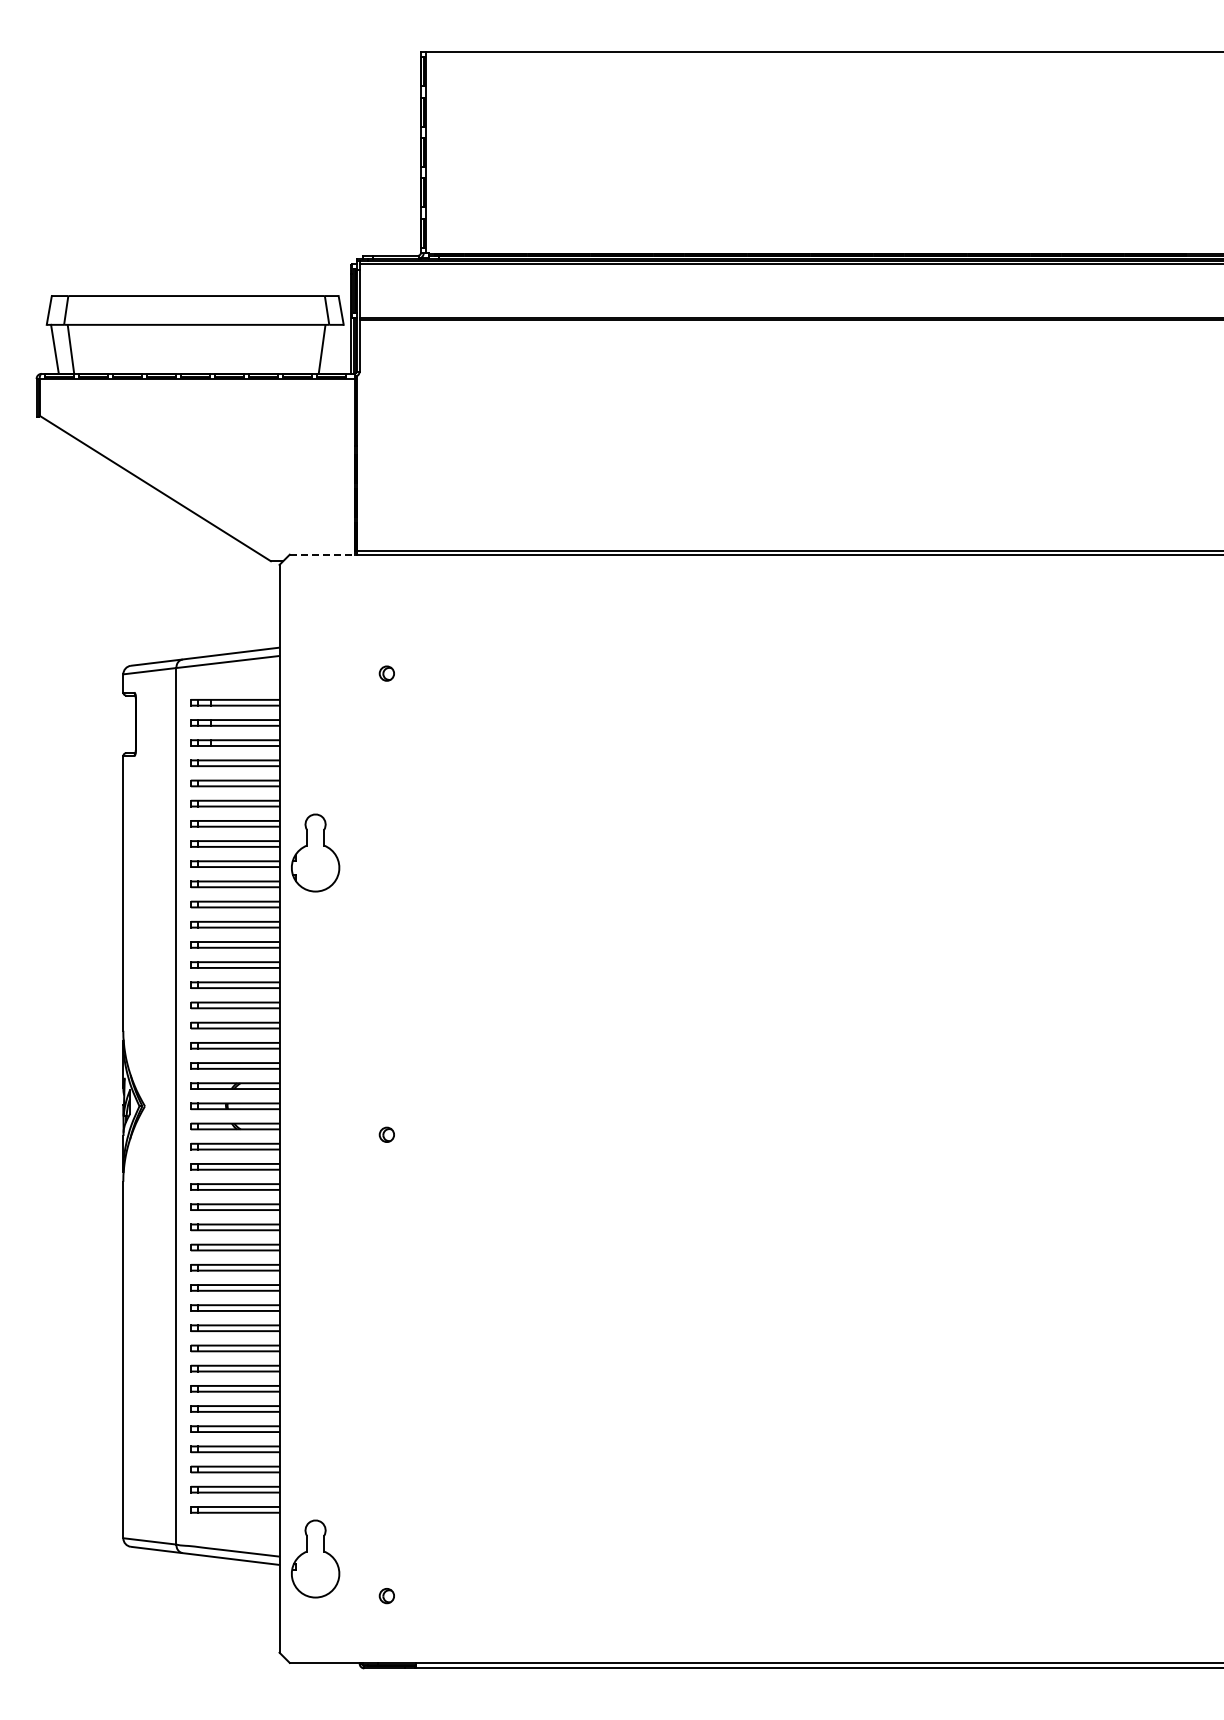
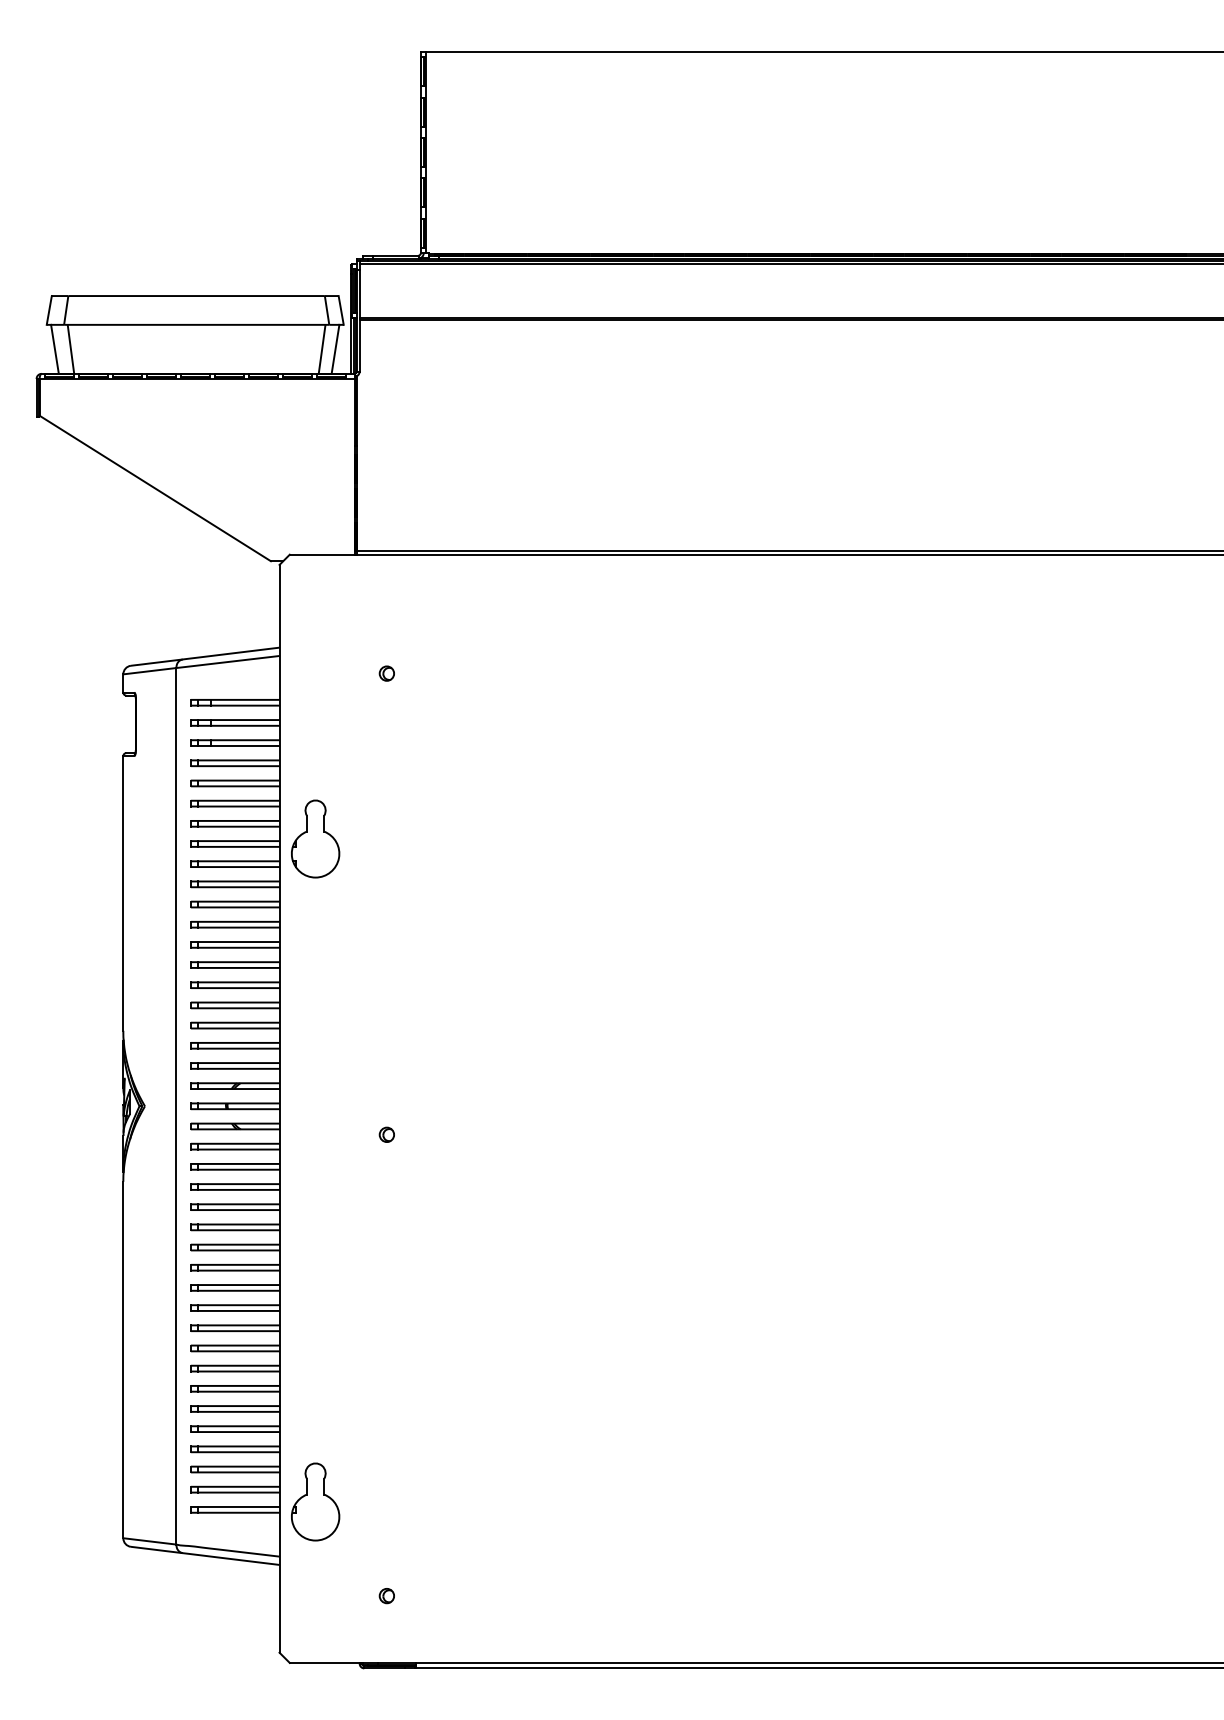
line: none -> present (335, 348)
line: dashed -> solid (323, 554)
part position: (315, 852) -> (315, 838) (315, 838)
part position: (315, 1558) -> (315, 1501) (315, 1501)
